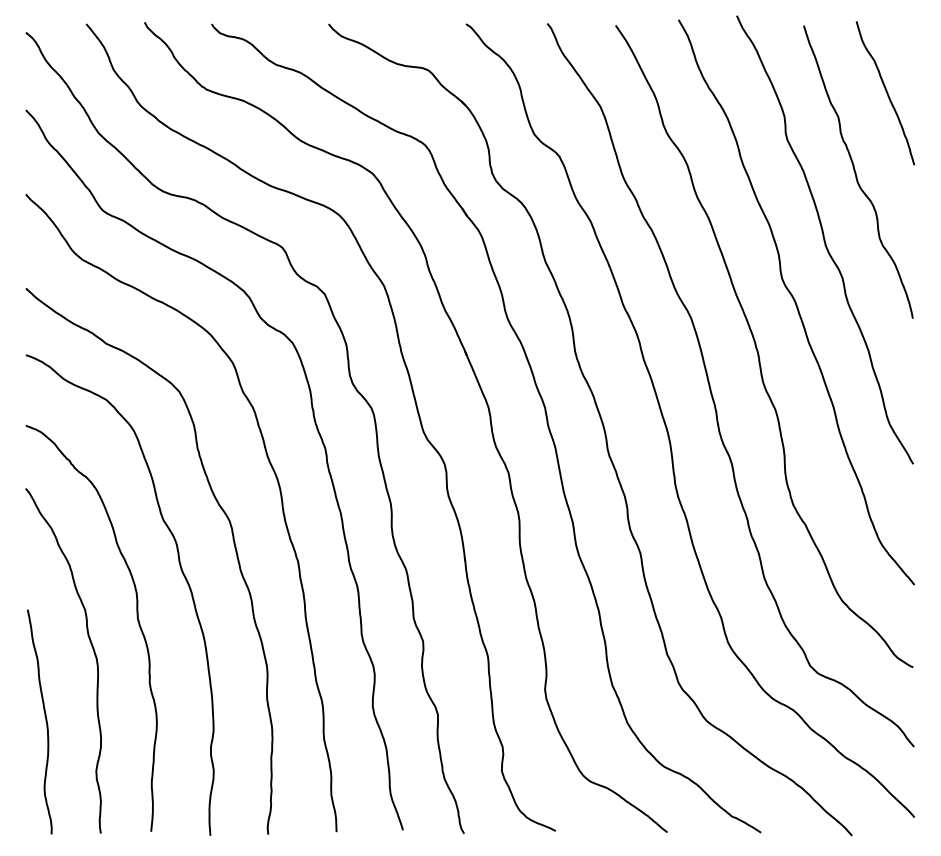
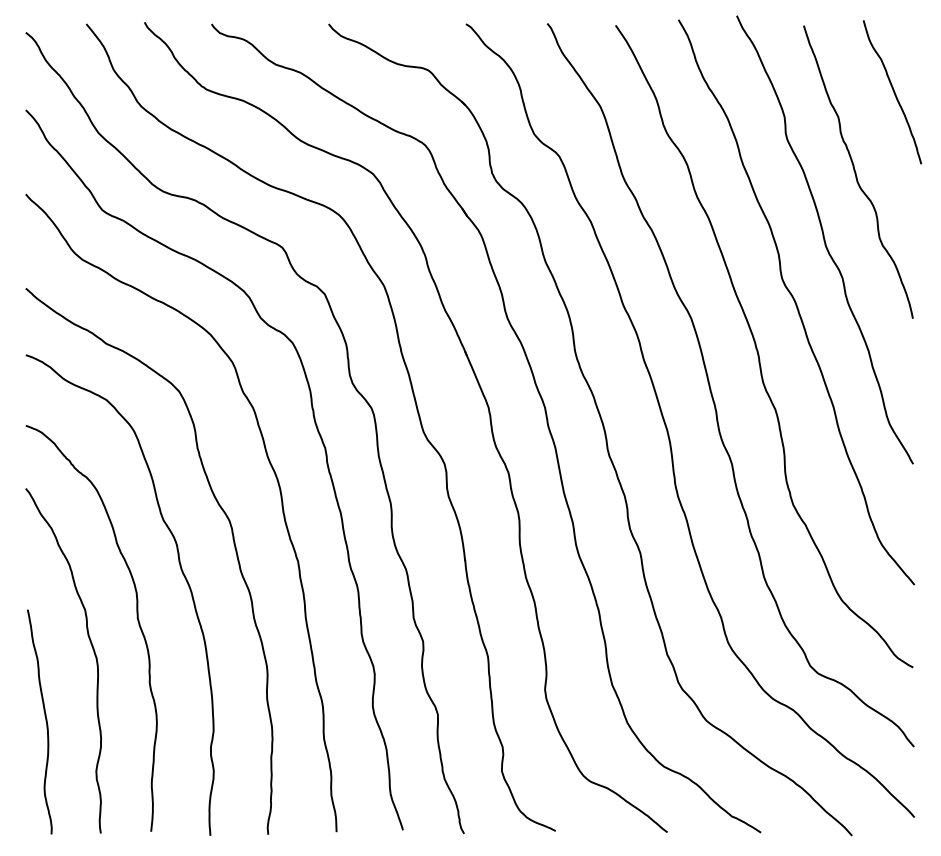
curve position: (886, 93) -> (893, 92) (893, 92)
